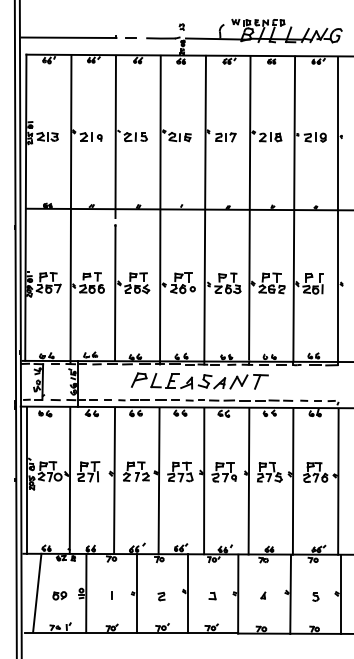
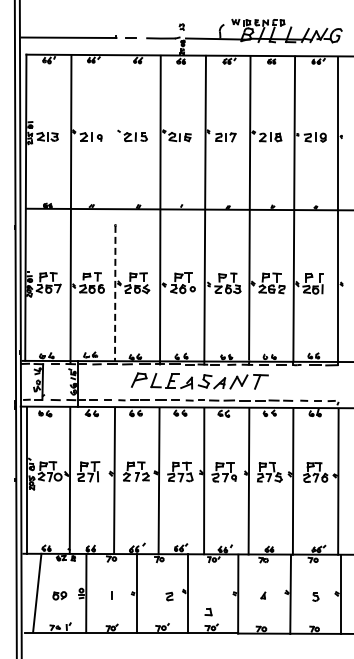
line: present -> none (115, 136)
line: solid -> dashed (115, 293)
part position: (212, 595) -> (208, 611) (208, 611)
part position: (161, 596) -> (169, 596) (169, 596)
